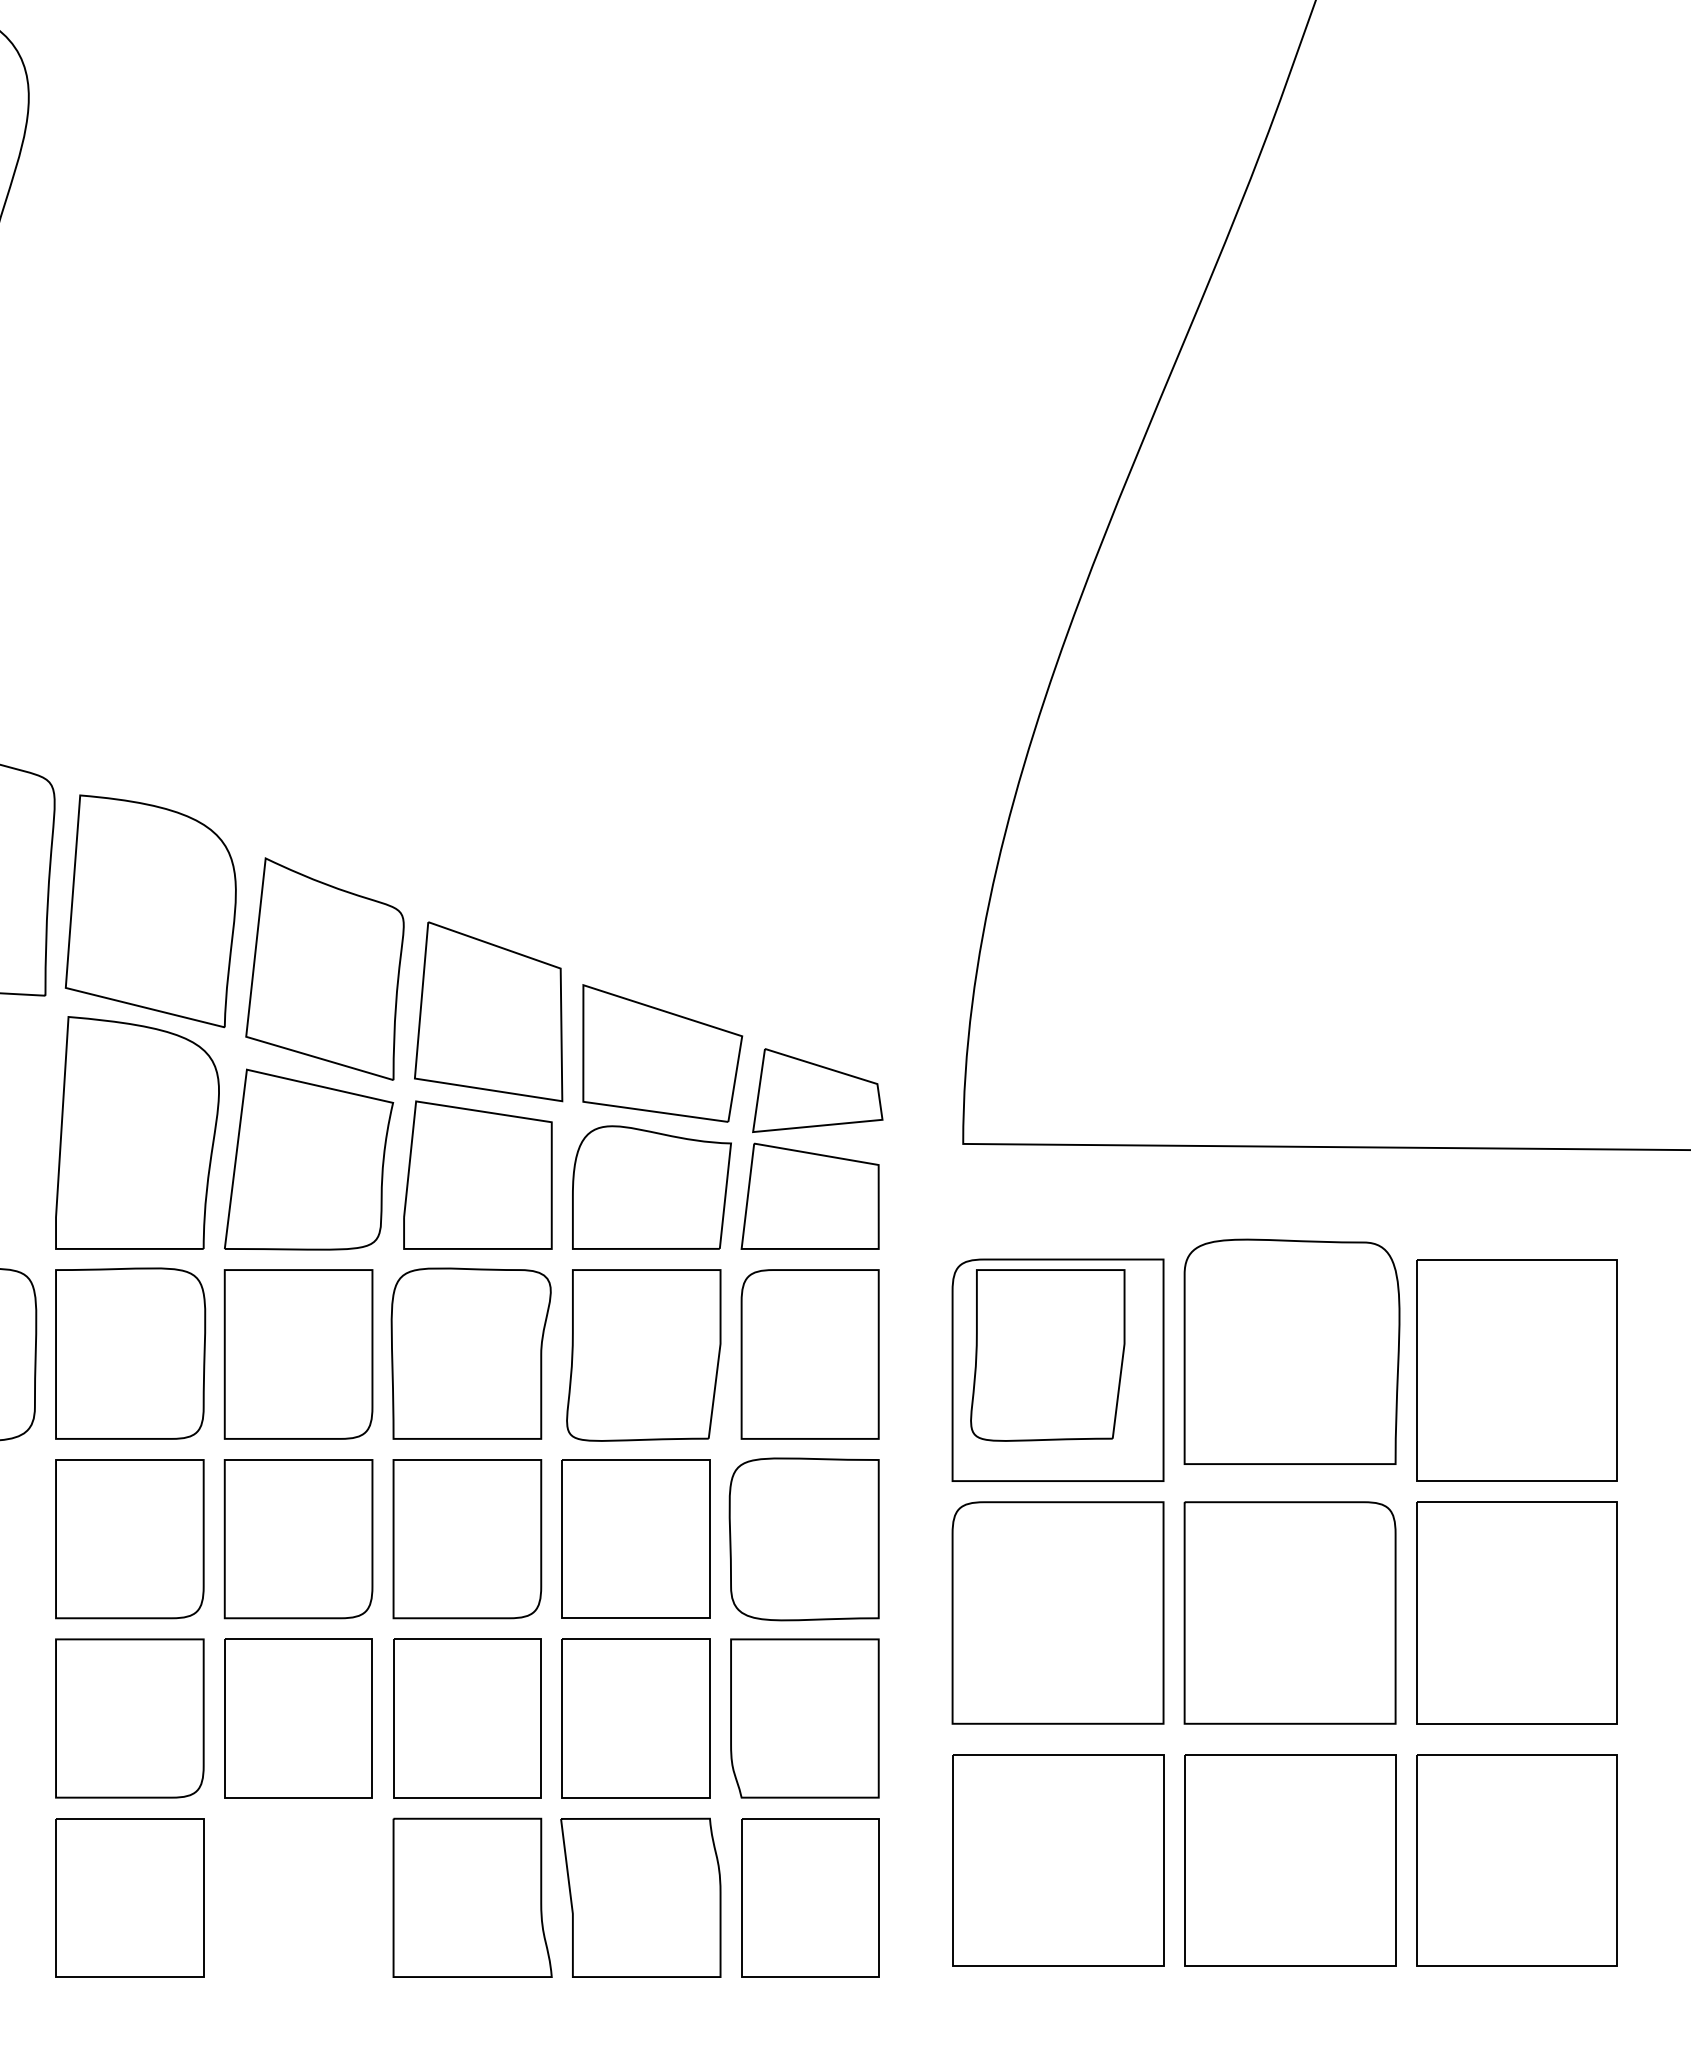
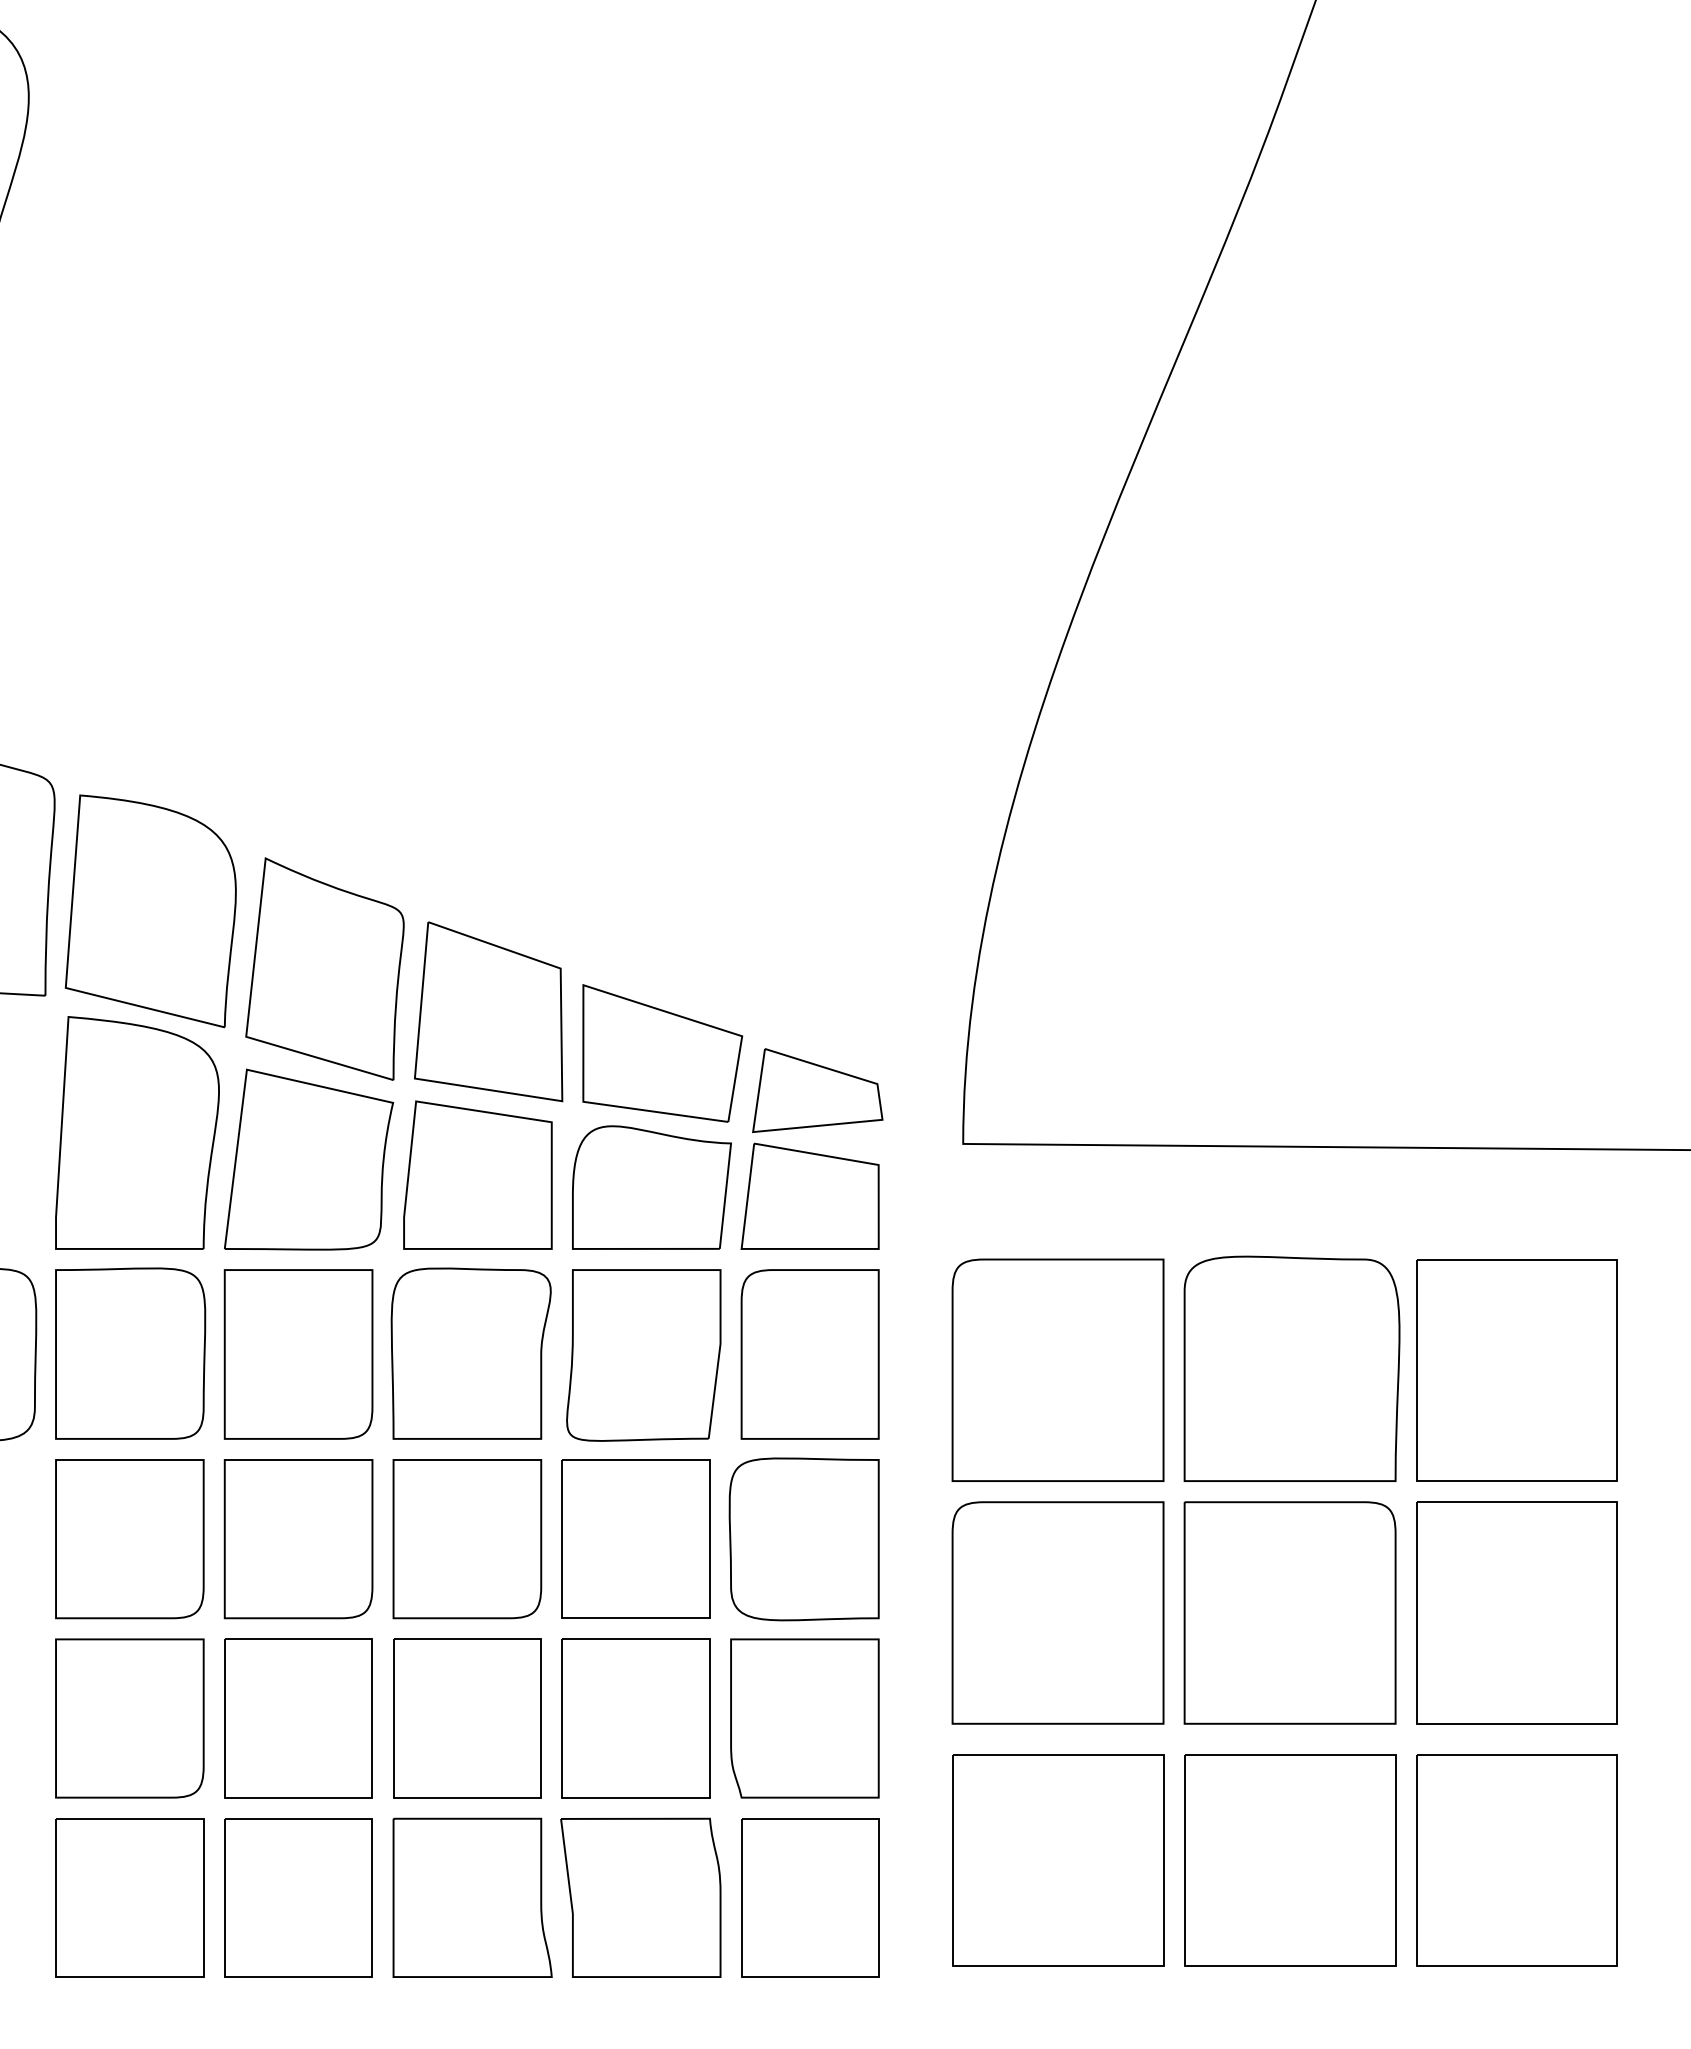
part position: (1291, 1351) -> (1291, 1368) (1291, 1368)
part: present -> none (1047, 1355)
part: none -> present (298, 1897)
